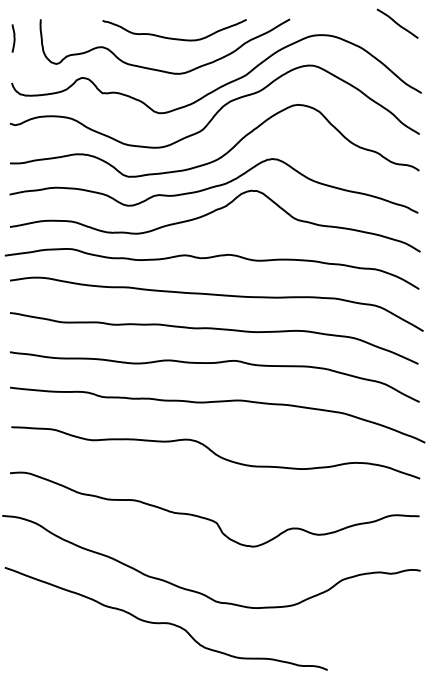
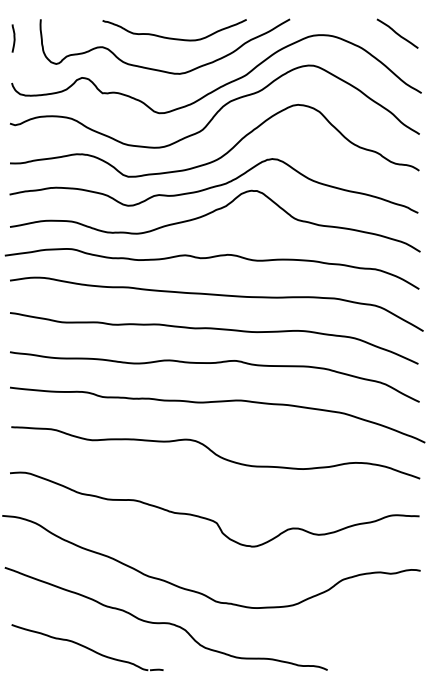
curve position: (397, 23) -> (397, 33) (397, 33)
part: none -> present (87, 647)
